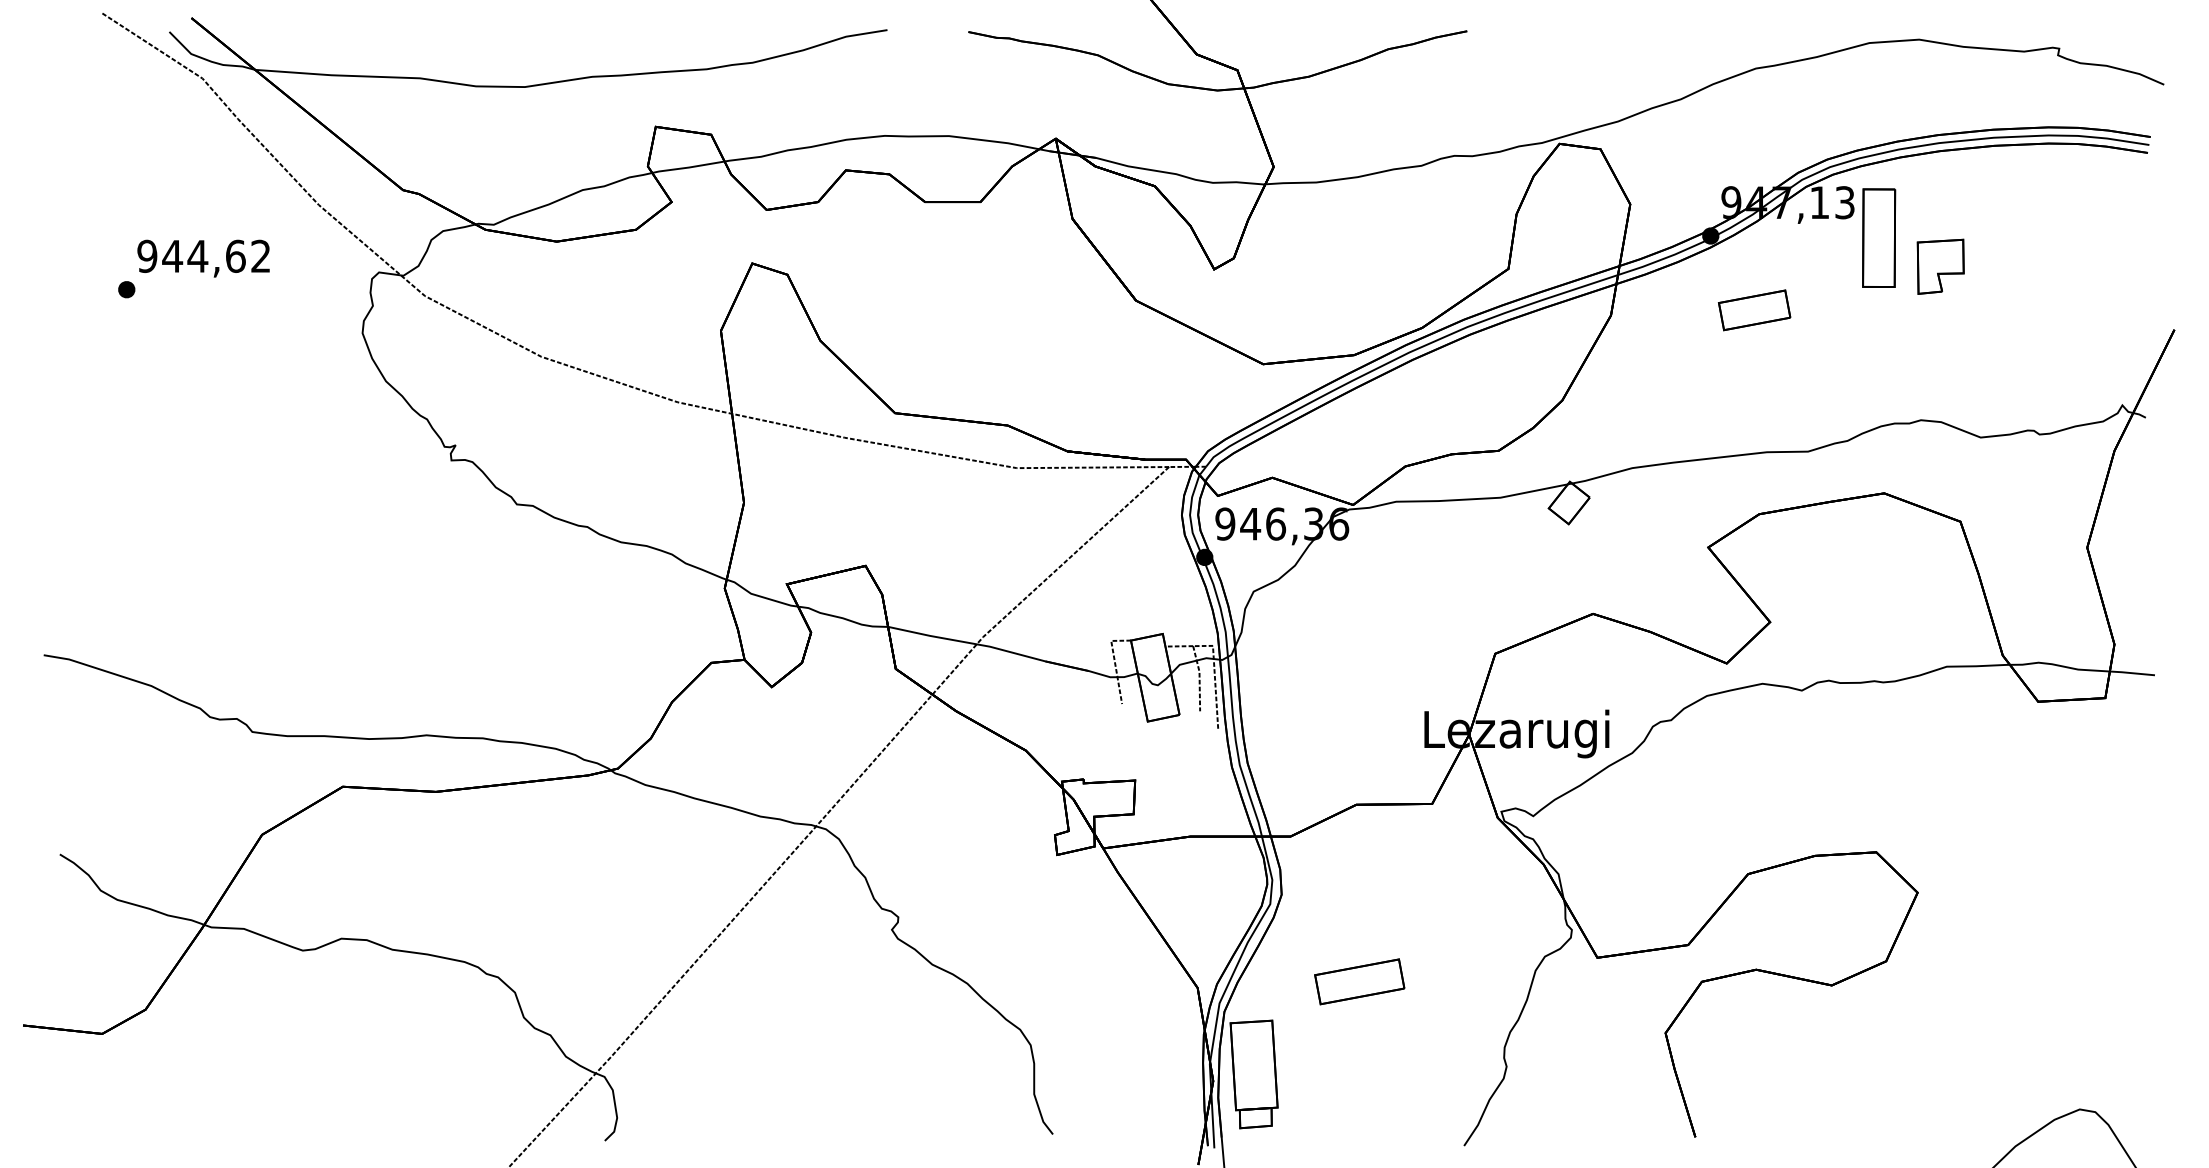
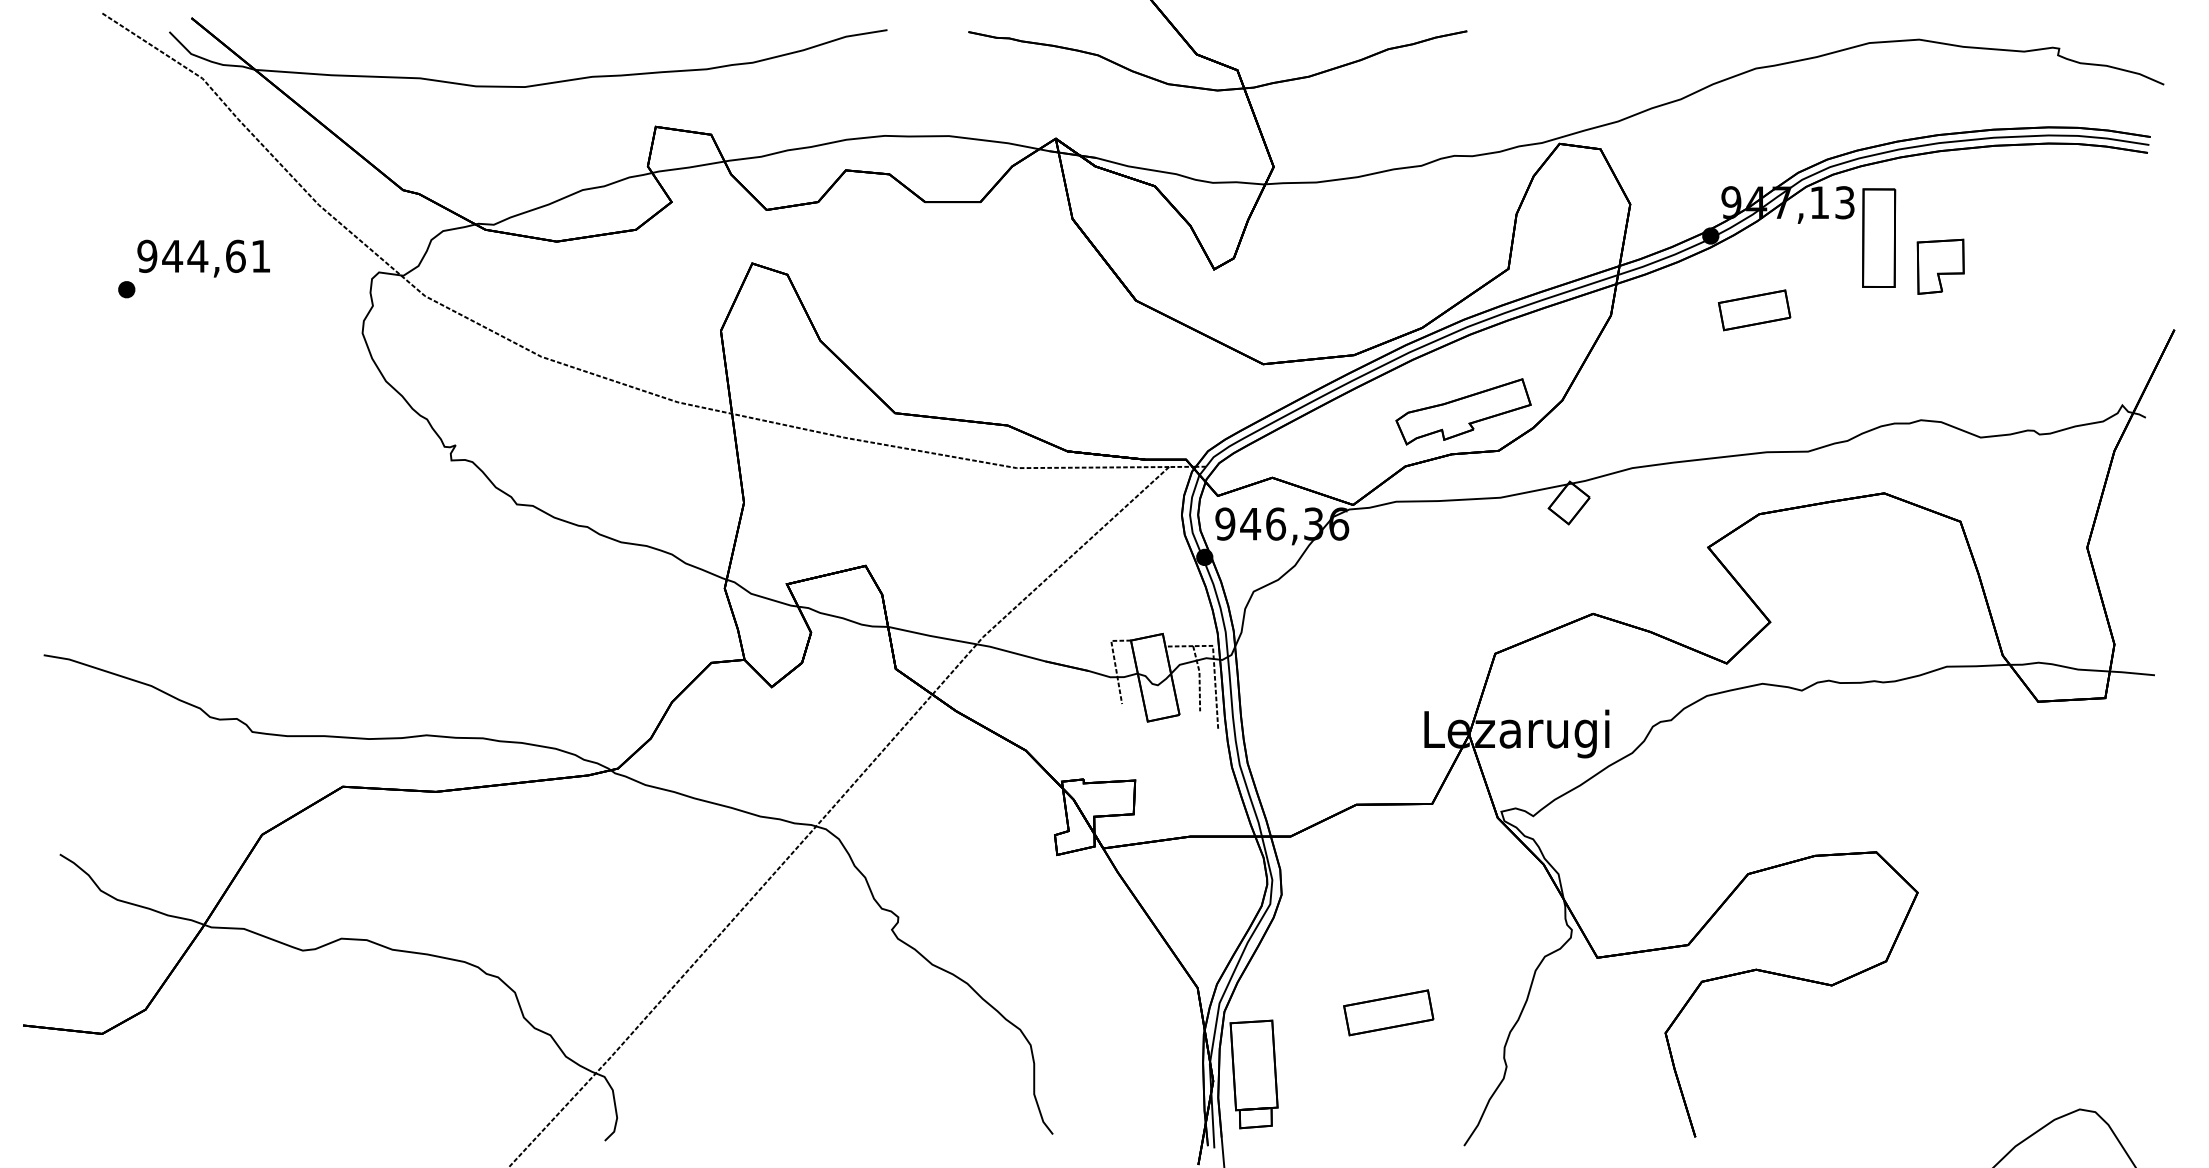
text: 944,62 -> 944,61 (260, 255)
part: none -> present (1463, 411)
part position: (1359, 981) -> (1388, 1012) (1388, 1012)
